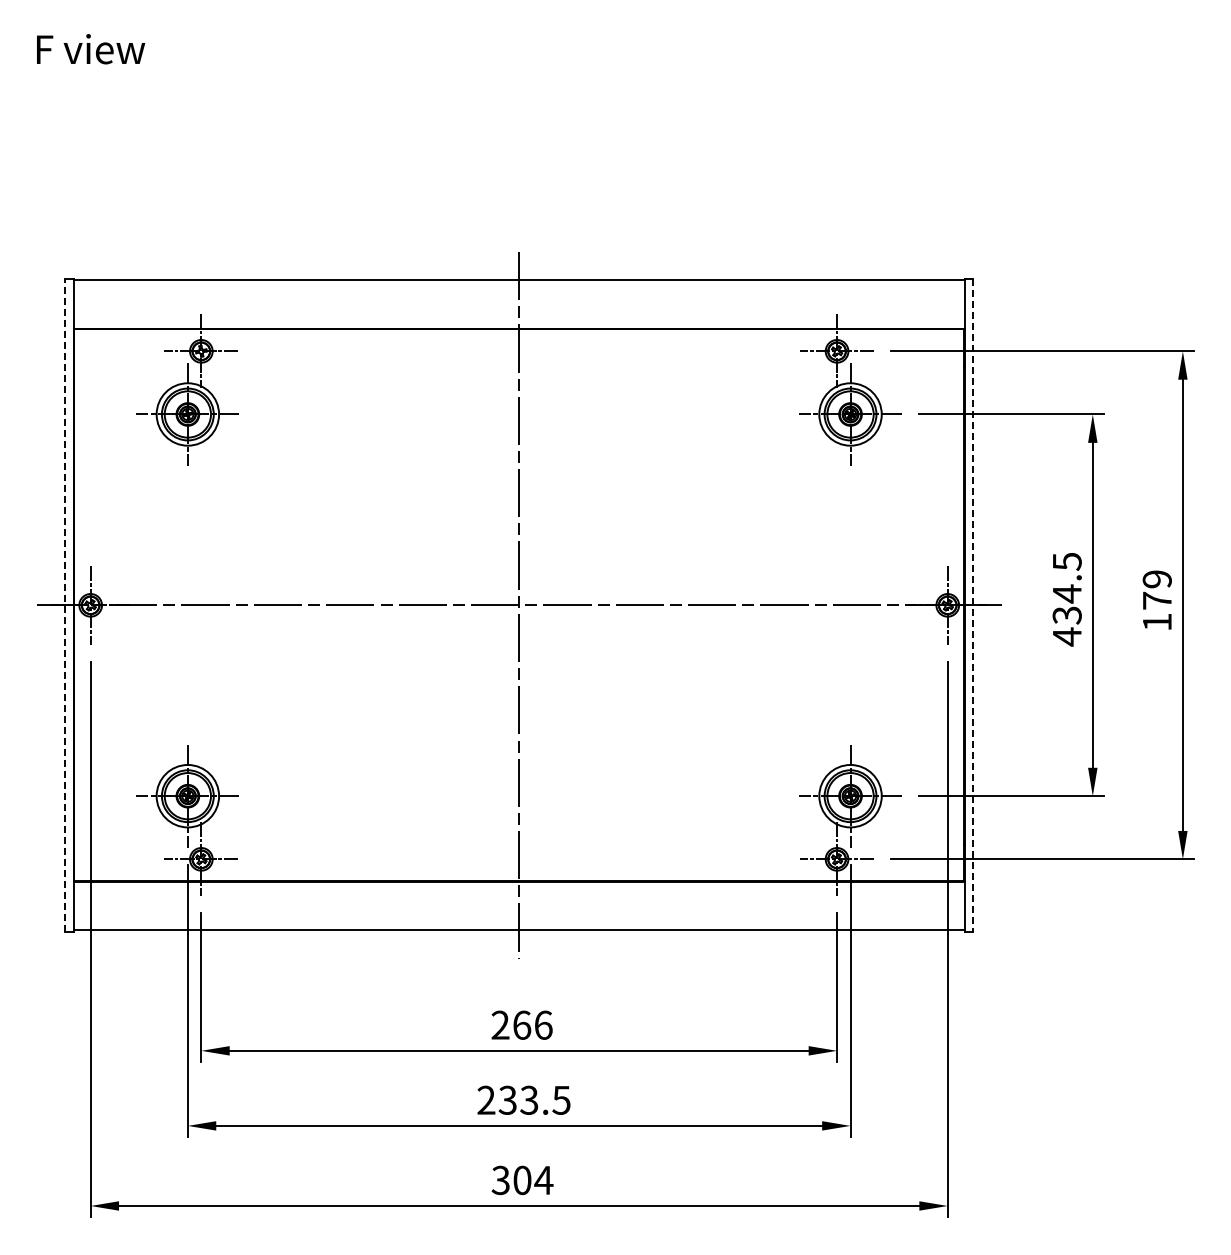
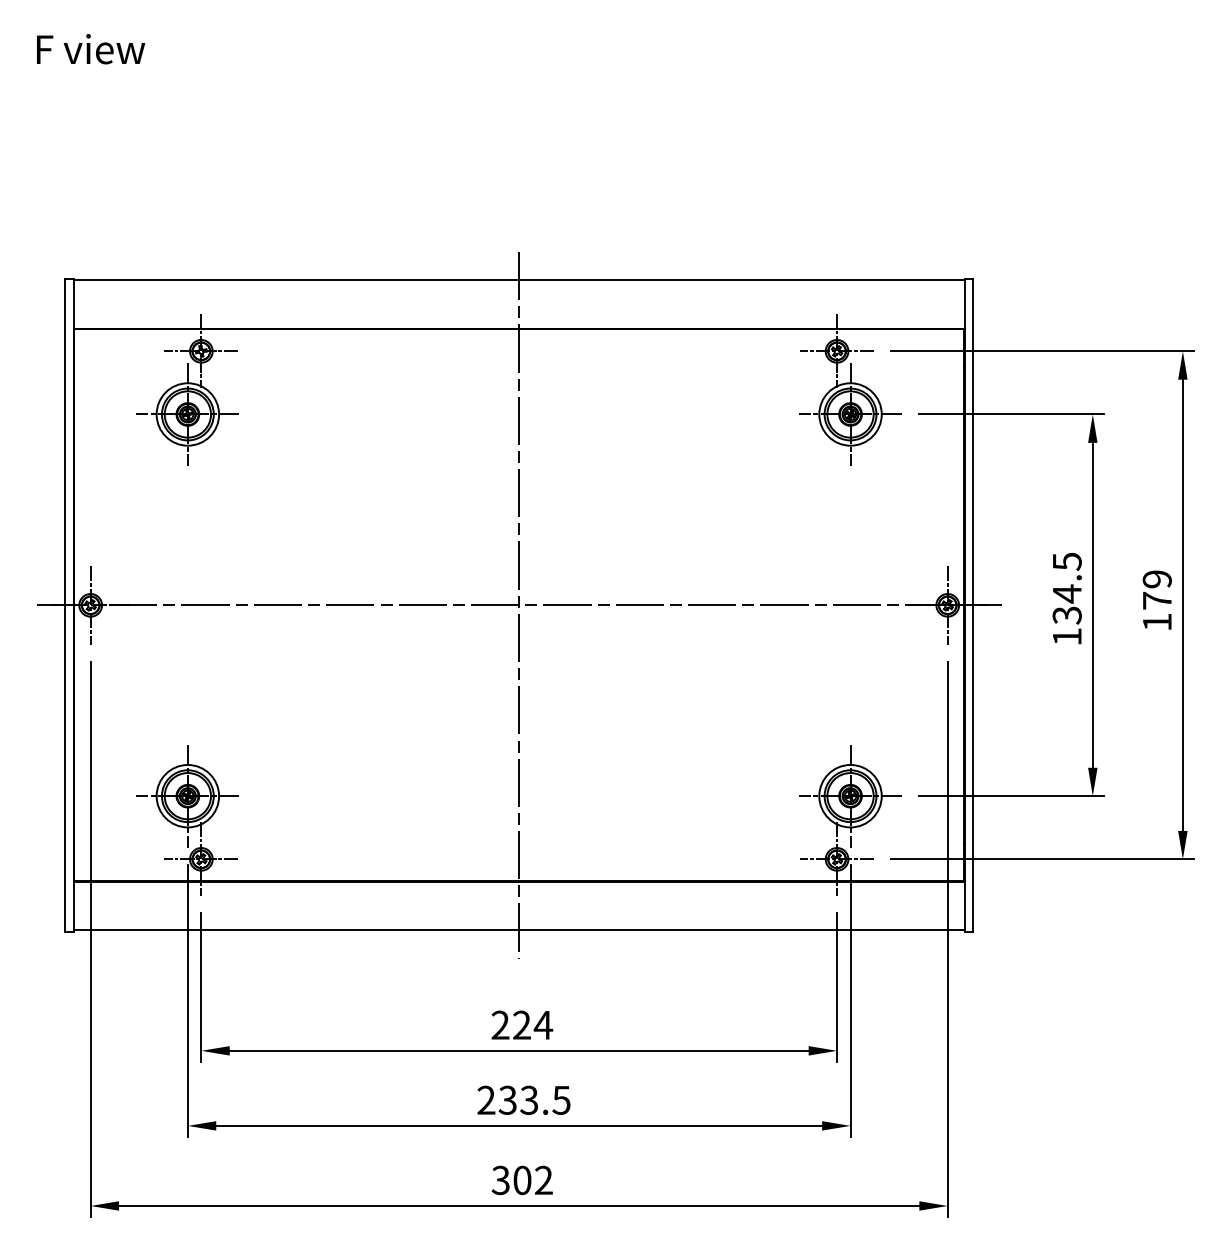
line: dashed -> solid (65, 604)
line: dashed -> solid (973, 605)
text: 434.5 -> 134.5 (1067, 636)
text: 266 -> 224 (533, 1024)
text: 304 -> 302 (543, 1179)
